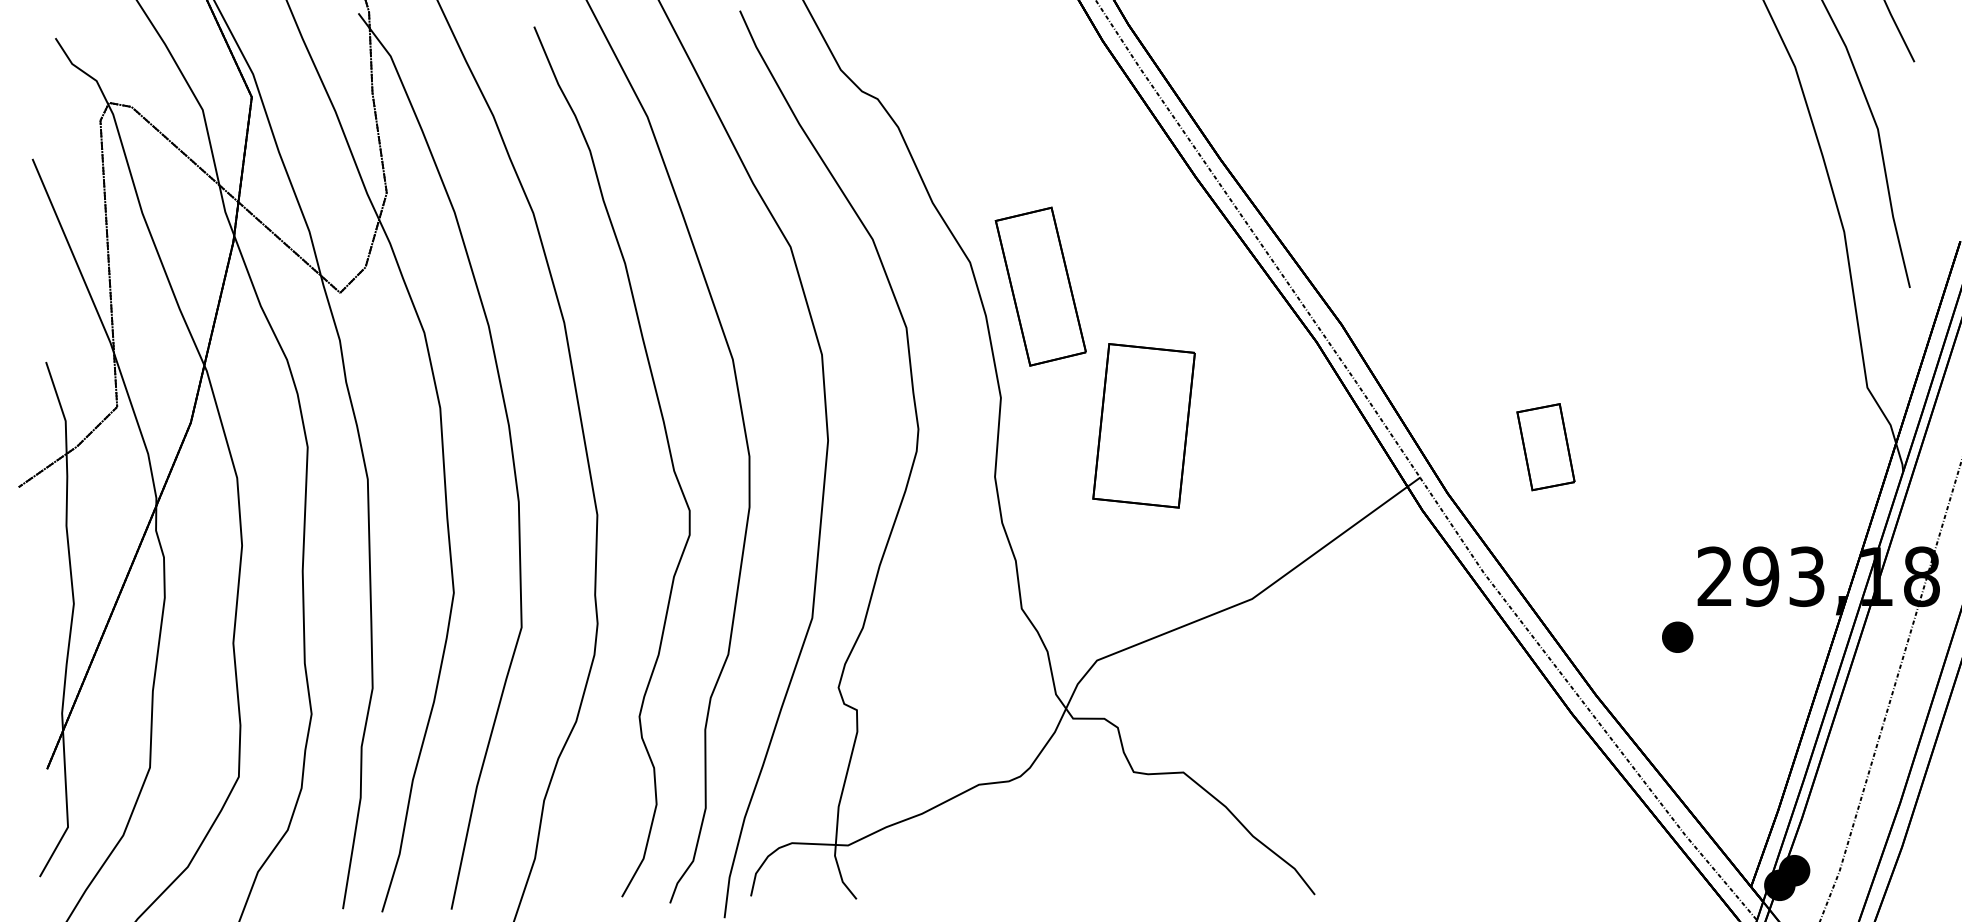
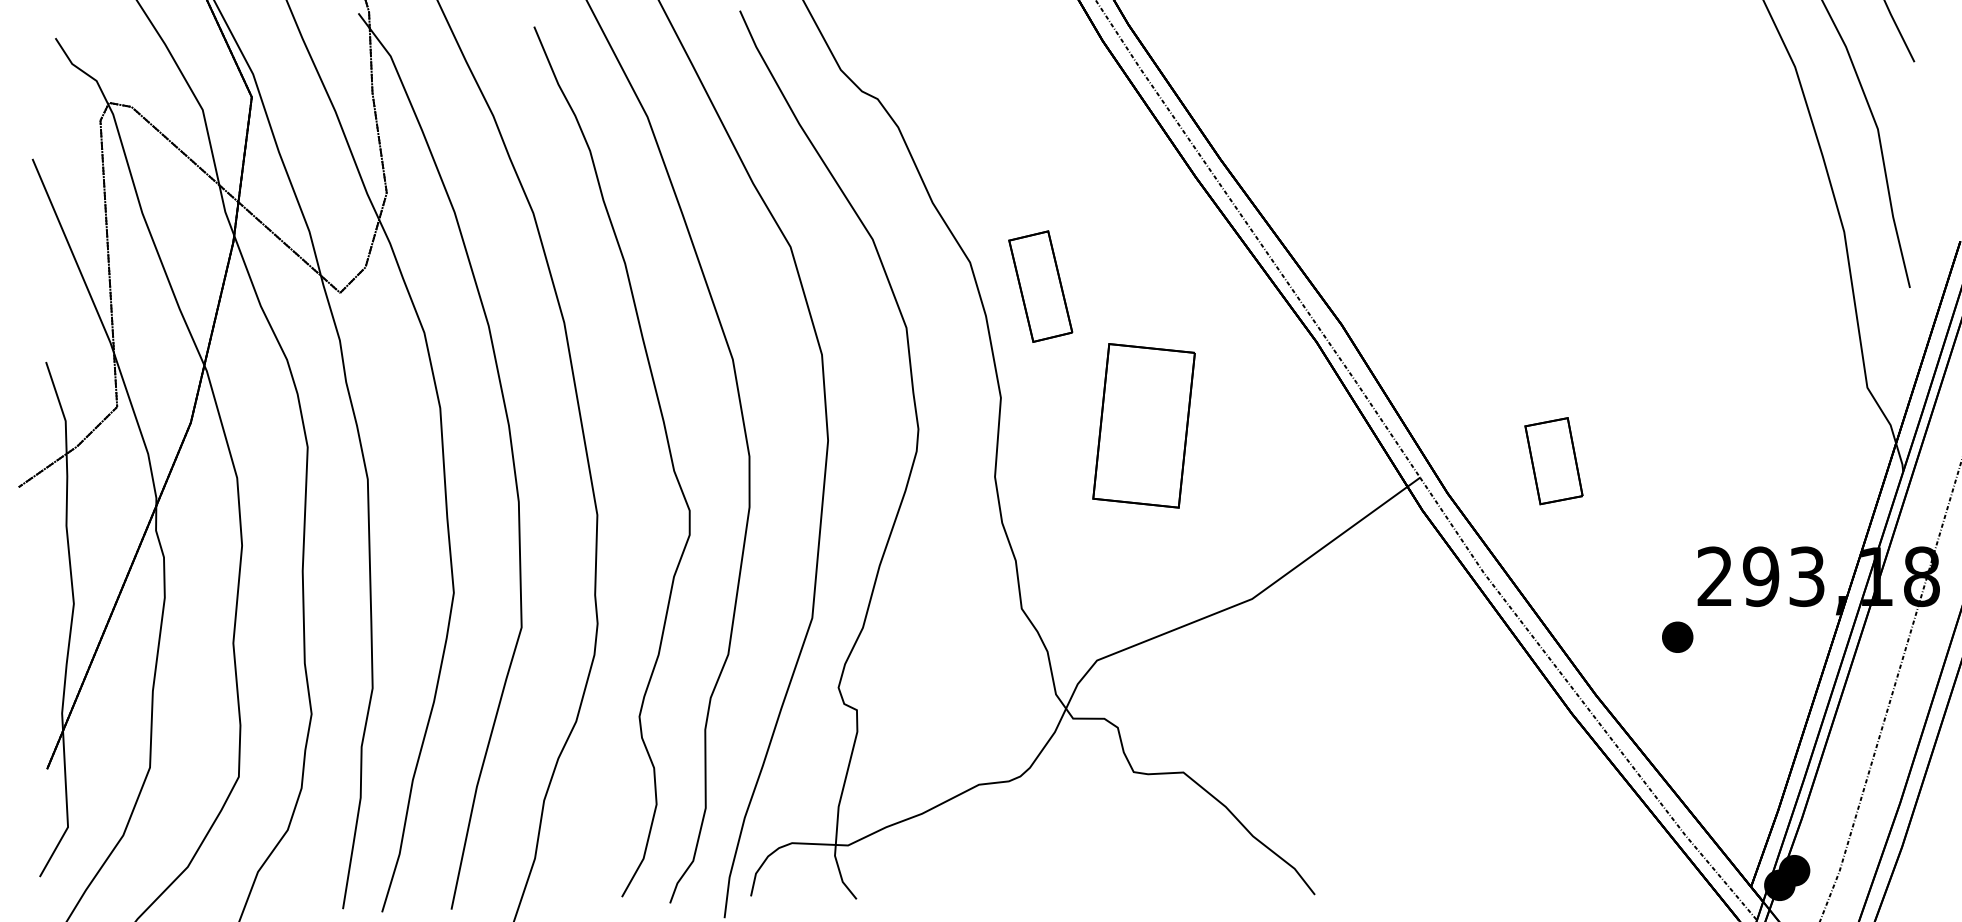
part size: 93x161 px -> 66x113 px (1040, 286)
part position: (1545, 447) -> (1553, 461) (1553, 461)
